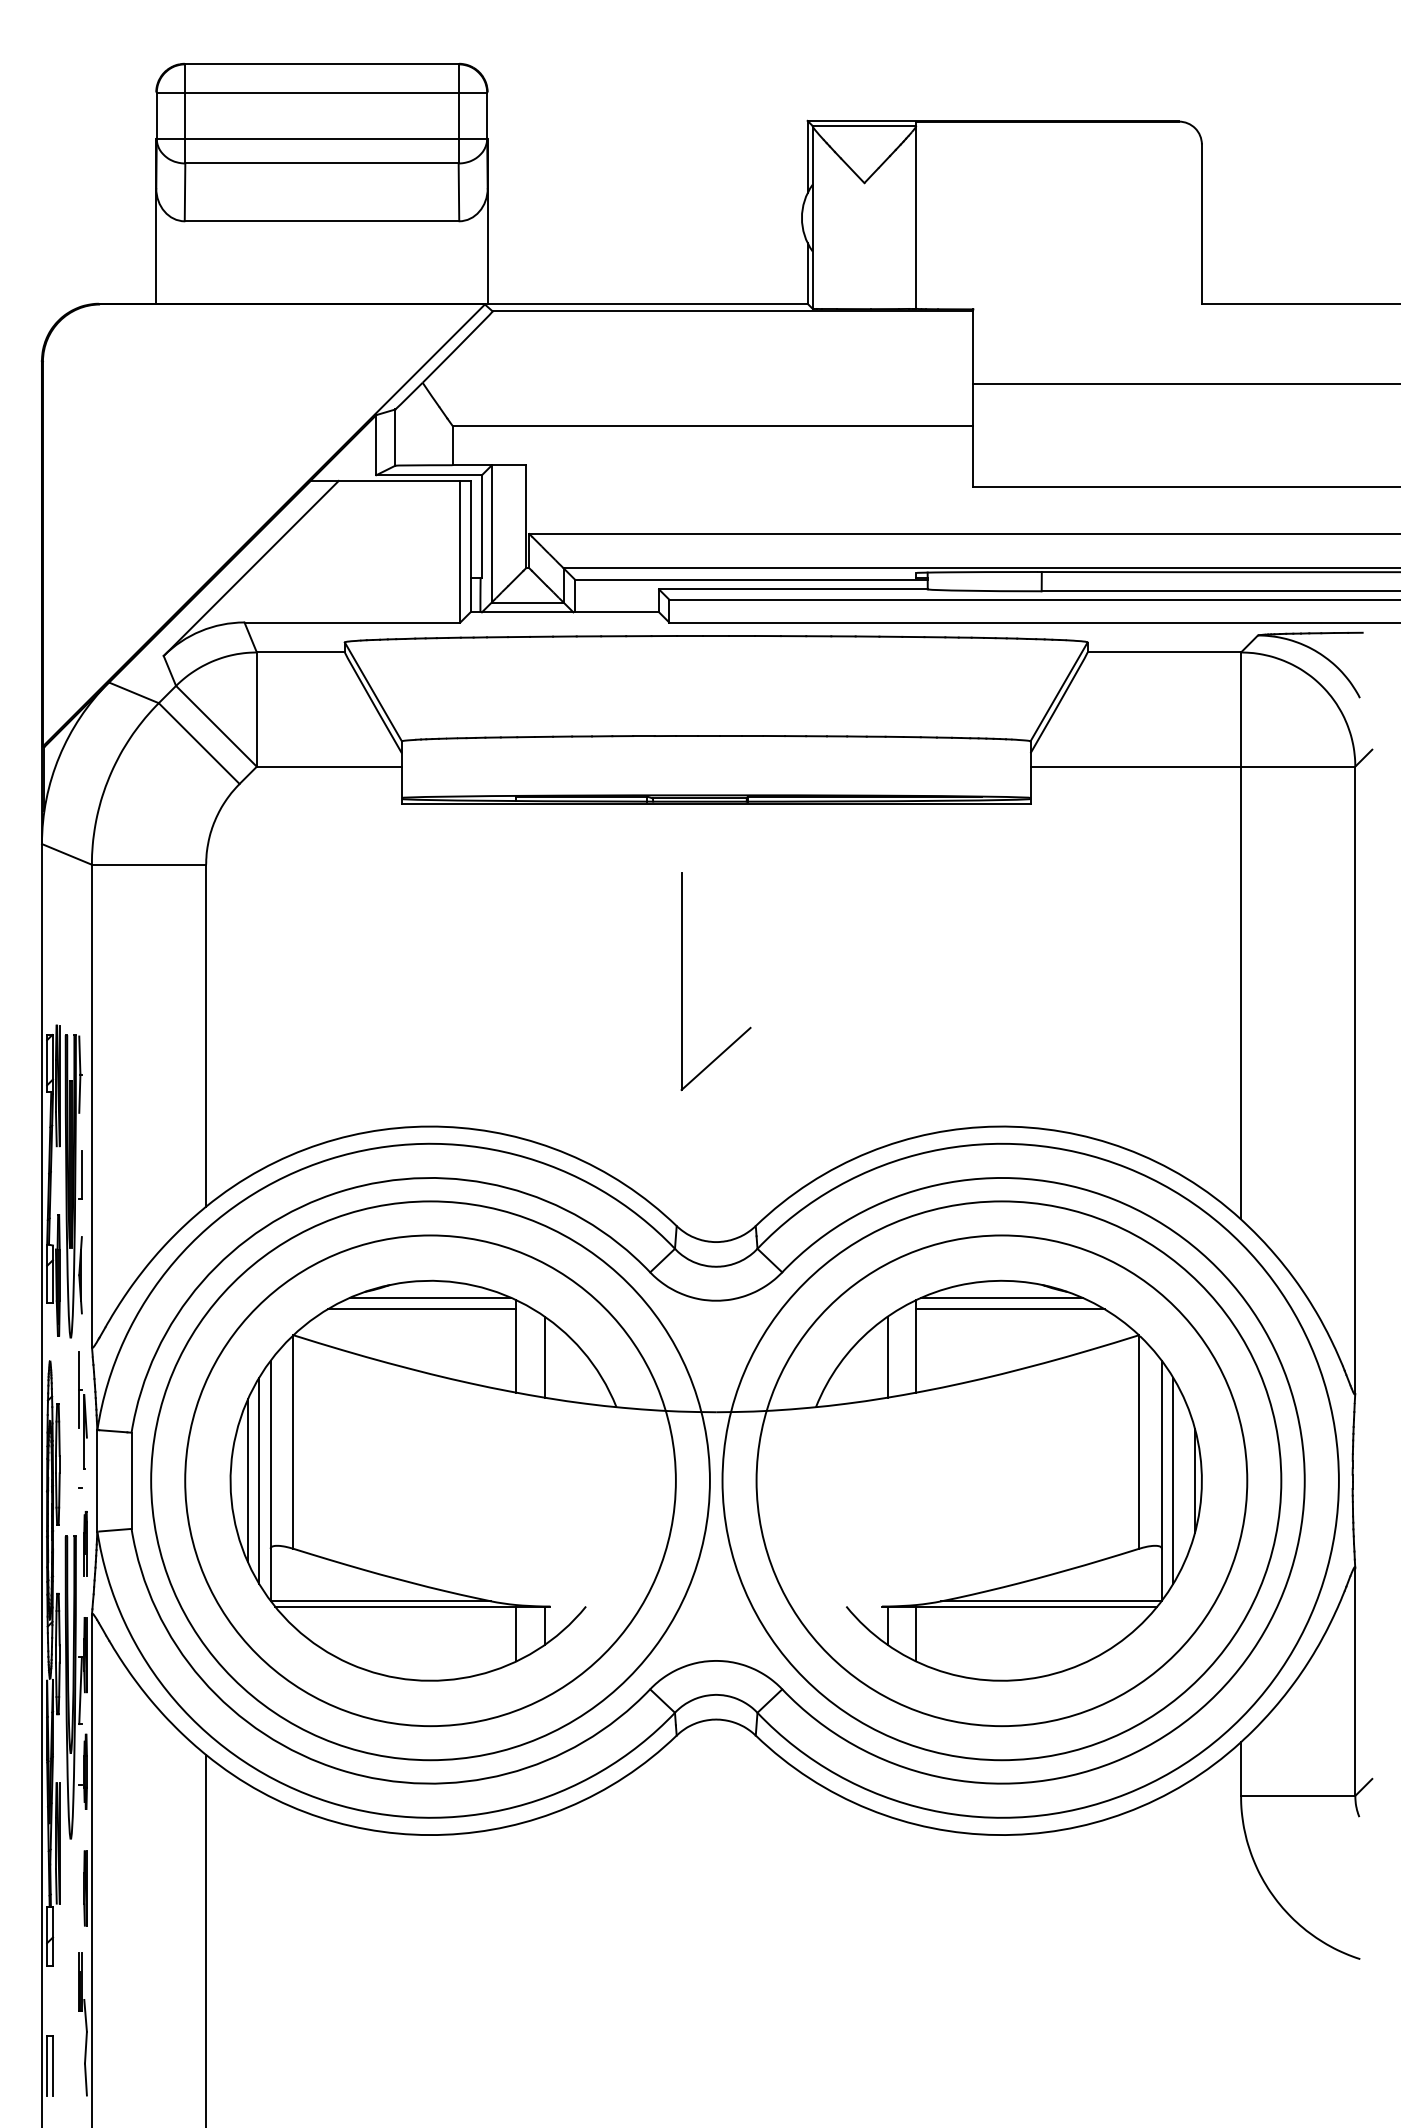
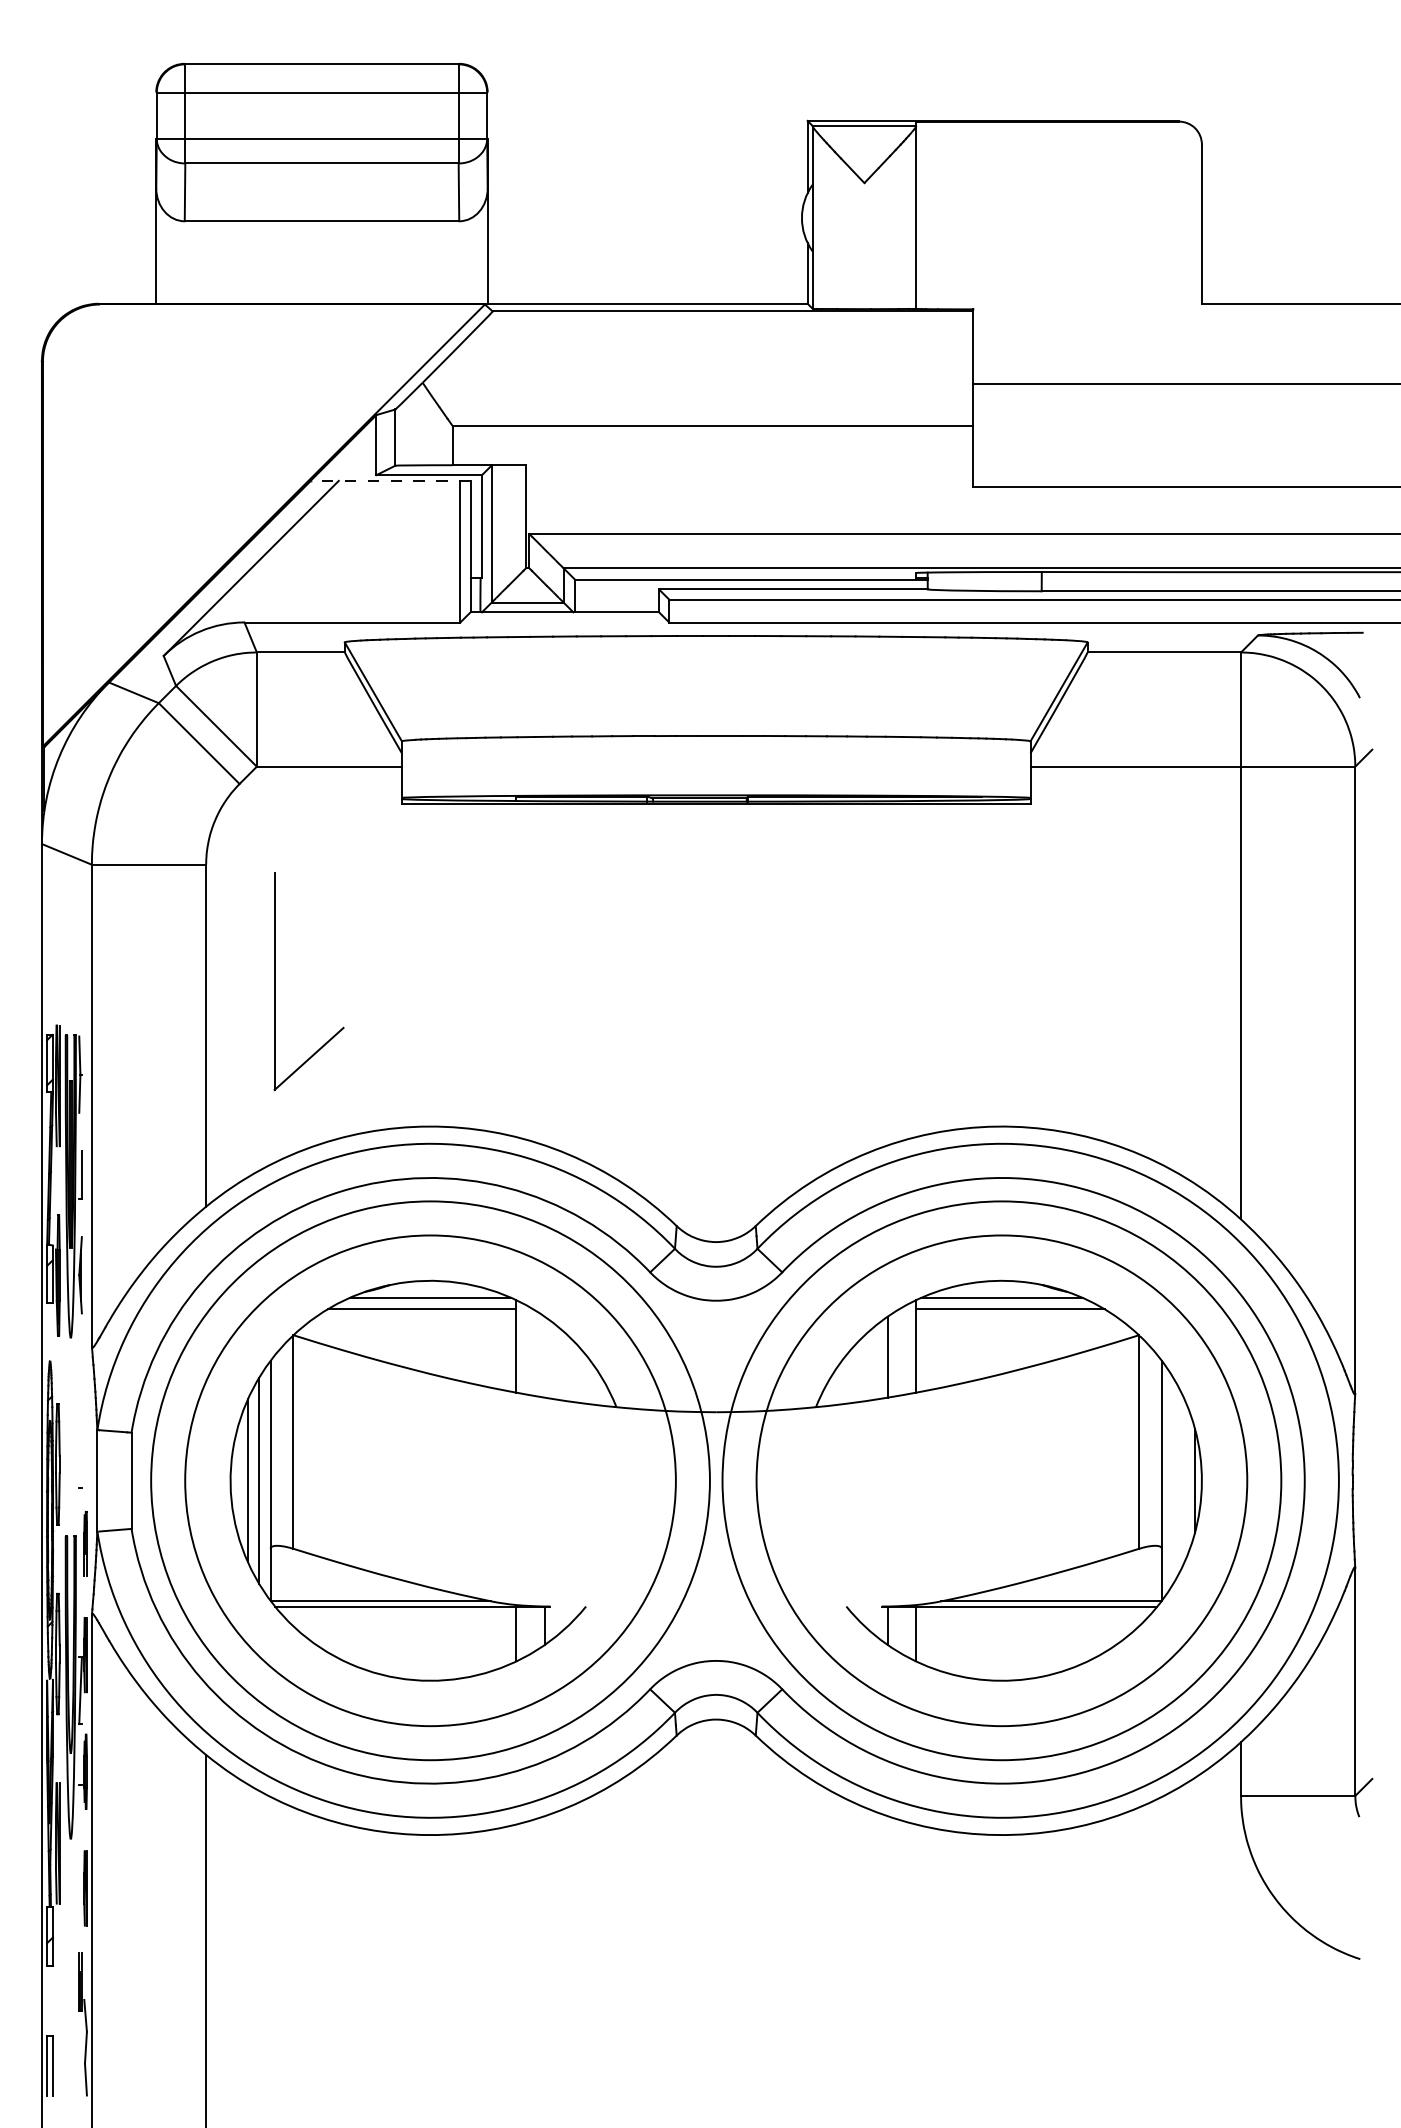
line: solid -> dashed (390, 480)
part position: (682, 981) -> (275, 981) (275, 981)
line: present -> none (544, 1356)
part: present -> none (82, 1410)
line: present -> none (1173, 1480)
